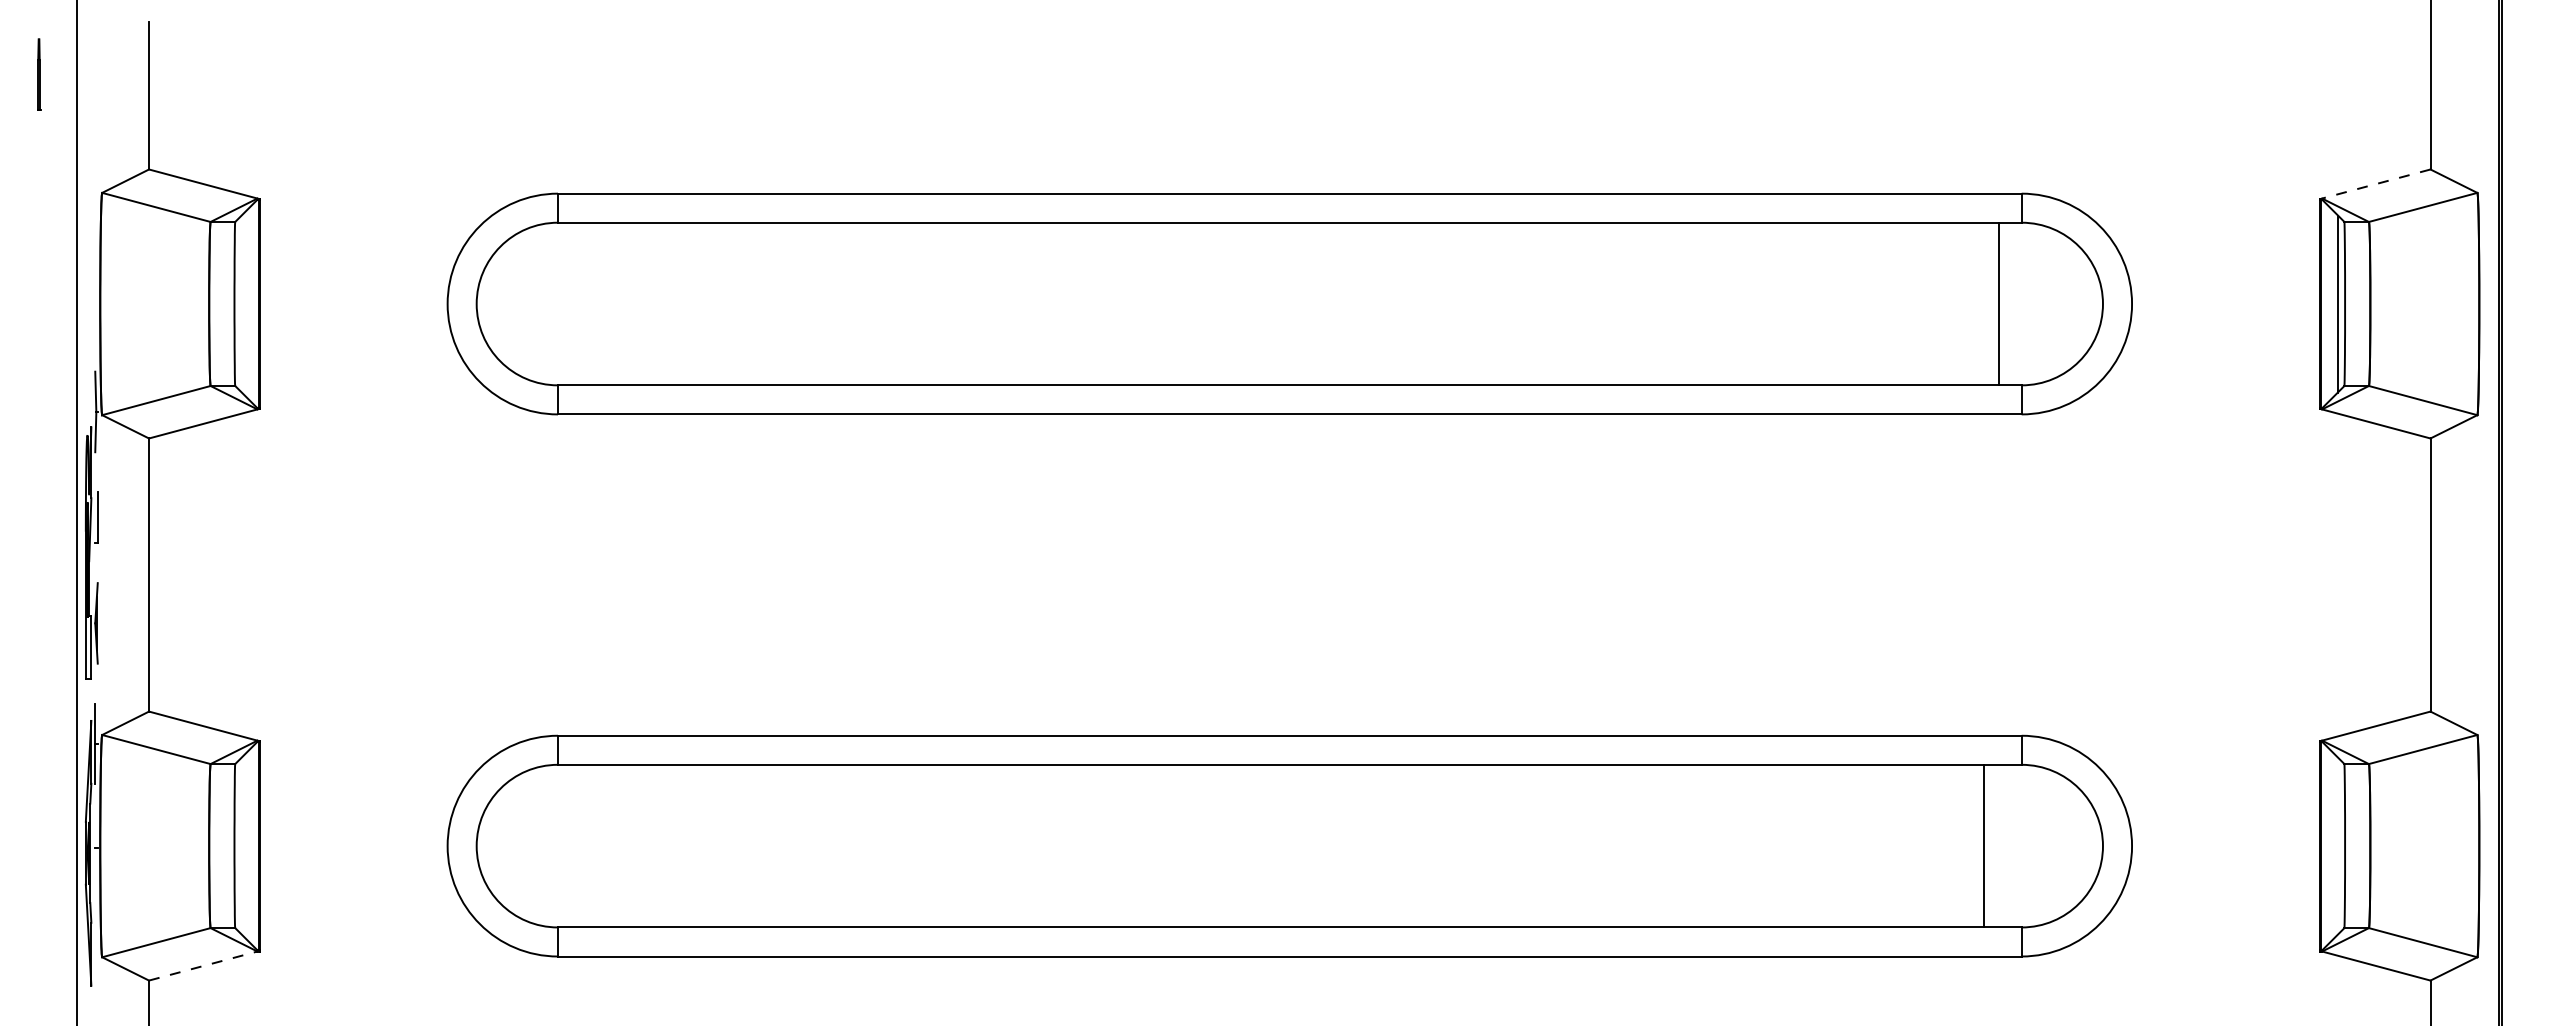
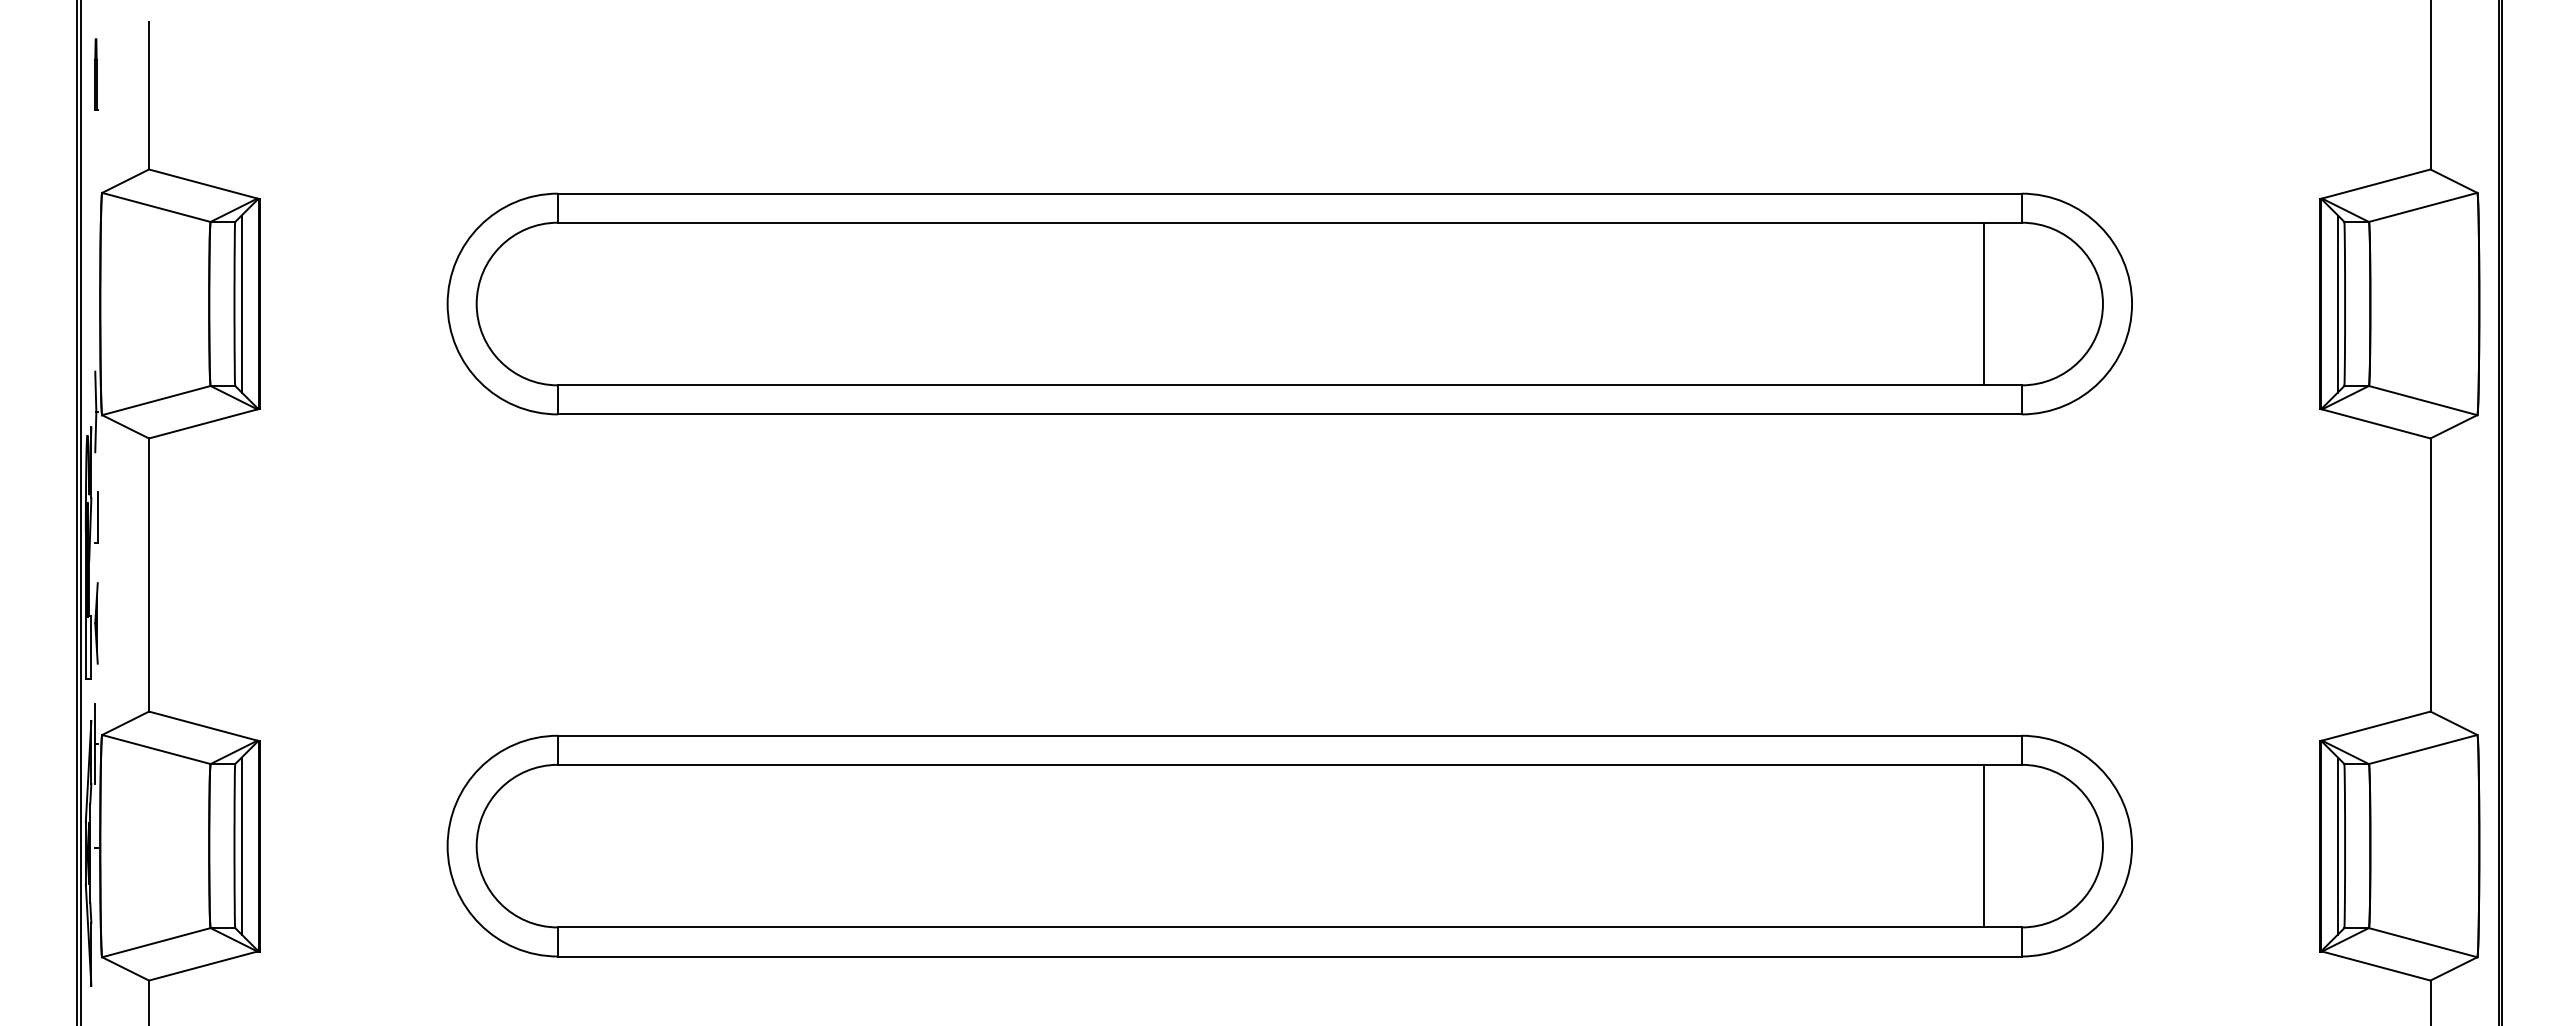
line position: (39, 74) -> (96, 74) (96, 74)
line: dashed -> solid (2375, 184)
line: none -> present (241, 303)
line position: (1998, 303) -> (1983, 303) (1983, 303)
line: none -> present (80, 512)
line: none -> present (241, 845)
line: none -> present (2337, 845)
line: dashed -> solid (203, 965)
